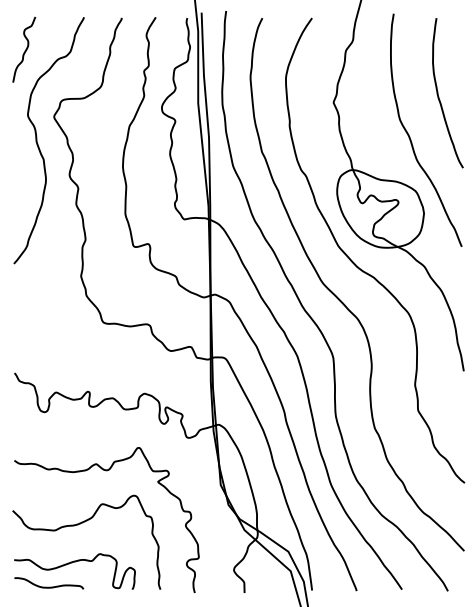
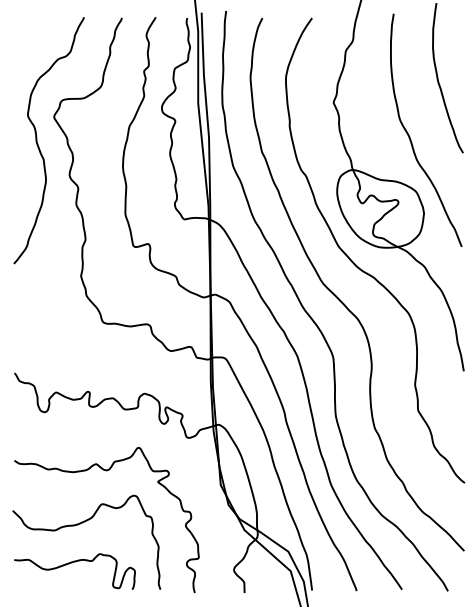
curve: present -> none (25, 49)
curve position: (439, 96) -> (439, 81) (439, 81)
curve: present -> none (49, 586)
